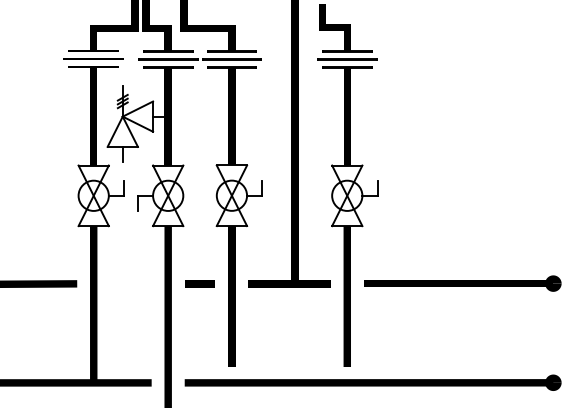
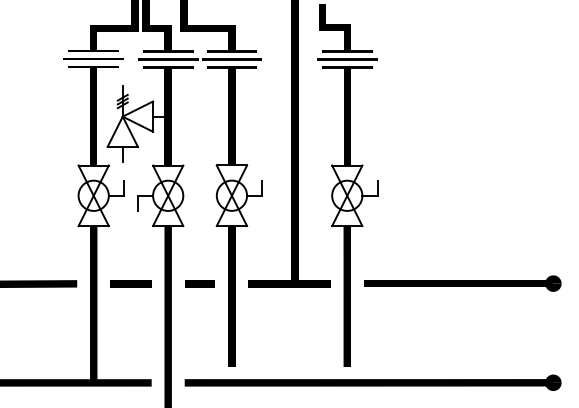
line: none -> present (130, 283)
